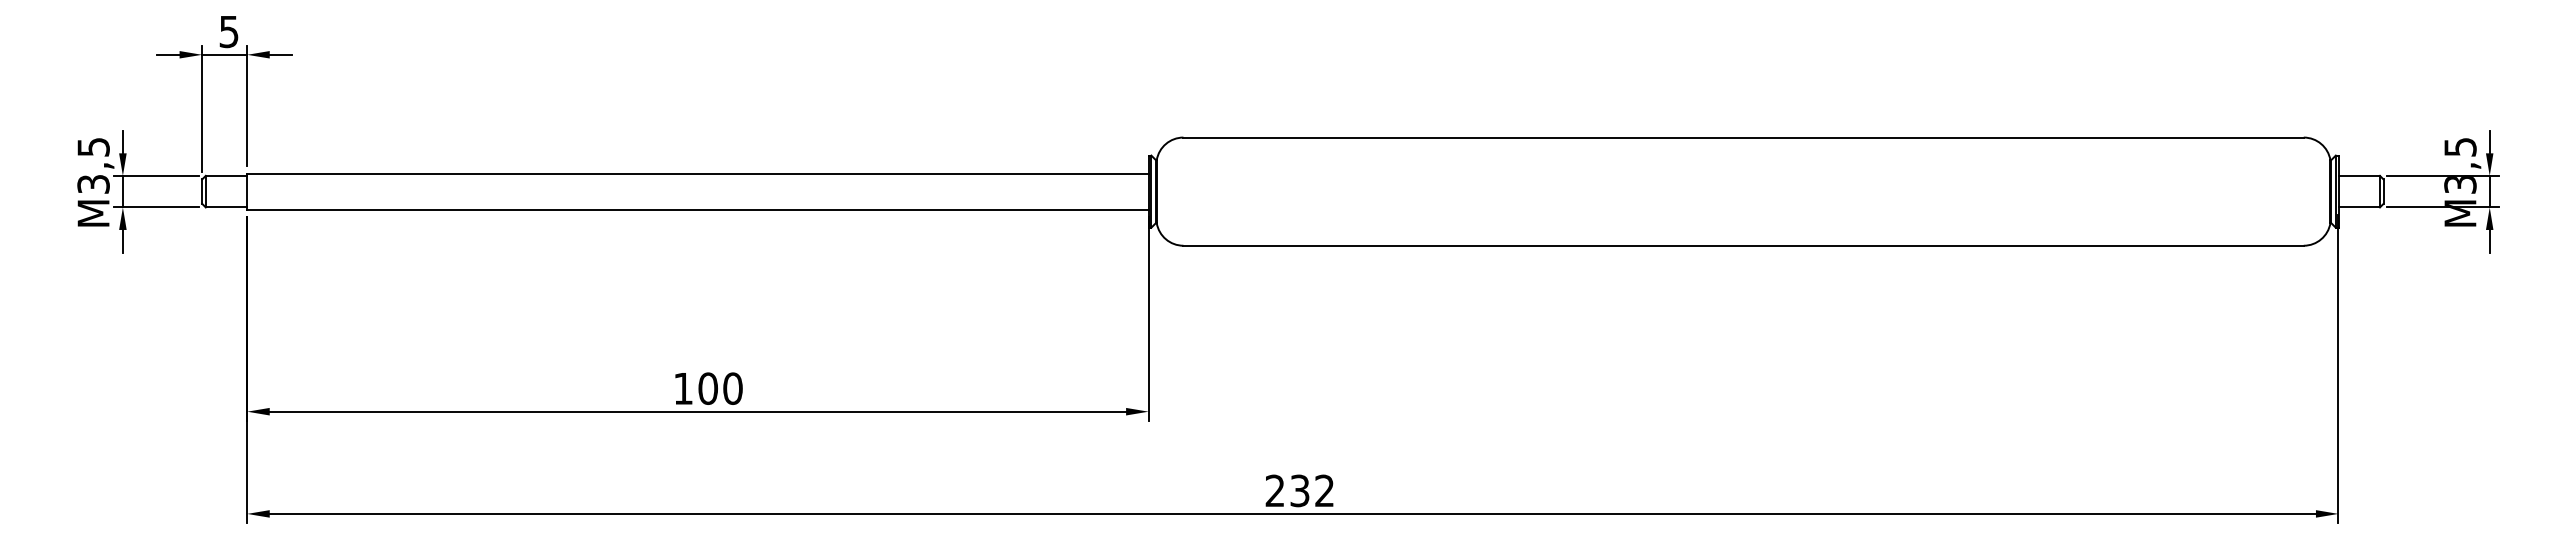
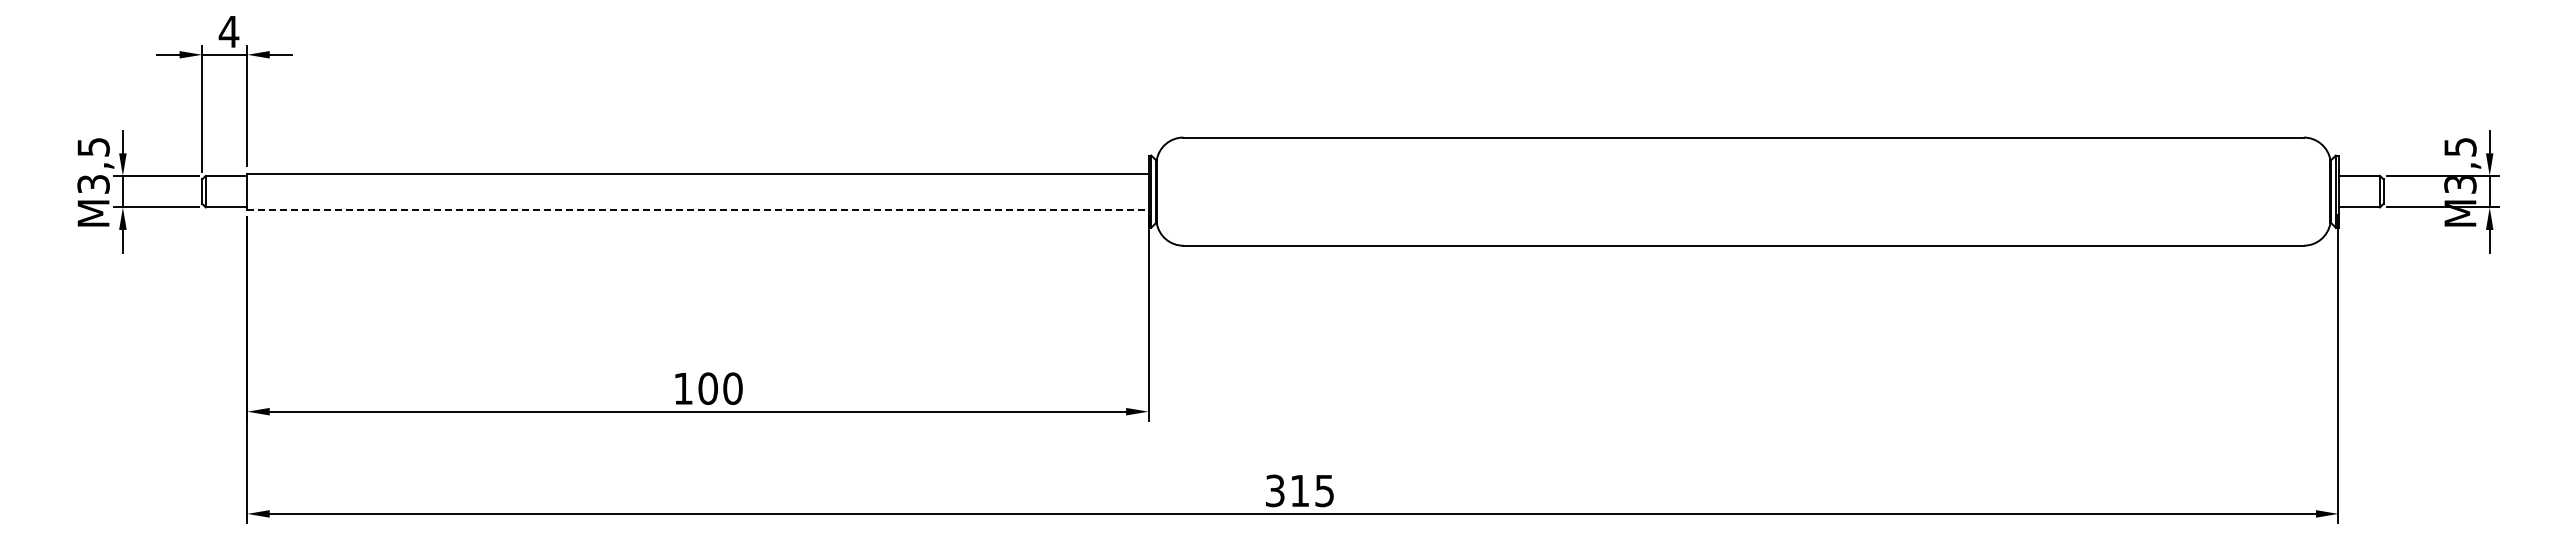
text: 5 -> 4 (228, 32)
line: solid -> dashed (697, 209)
text: 232 -> 315 (1299, 490)
